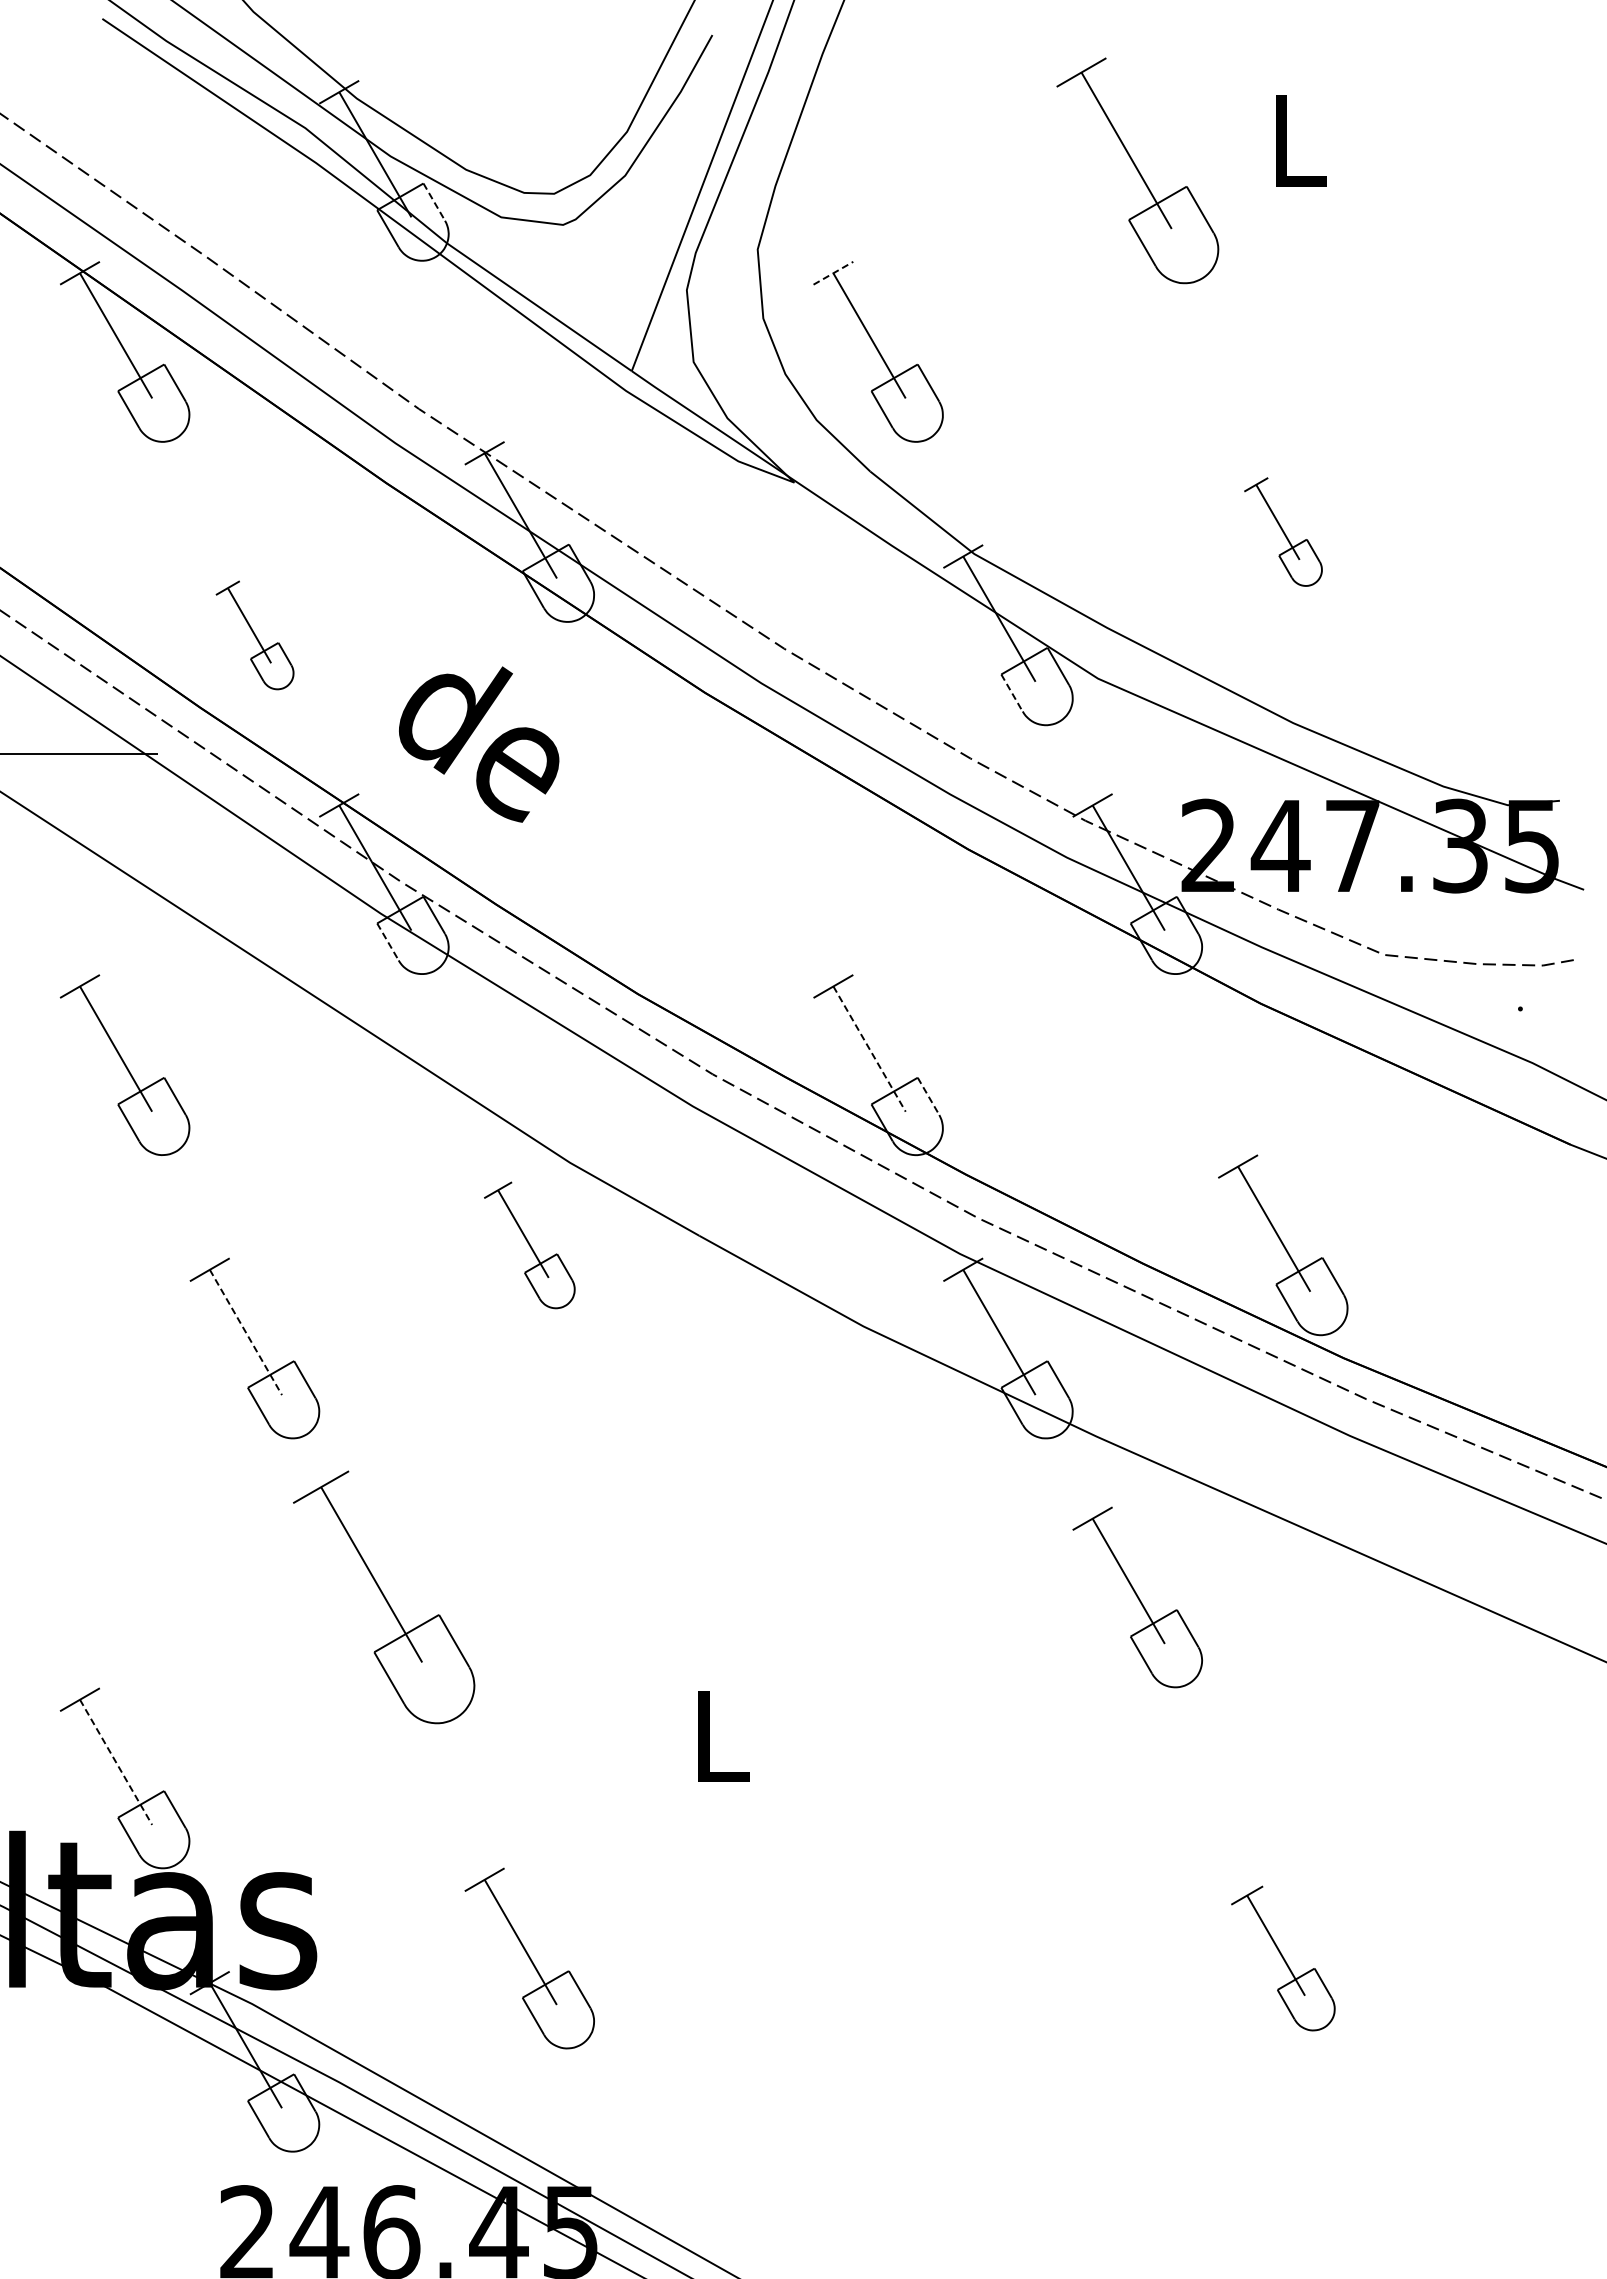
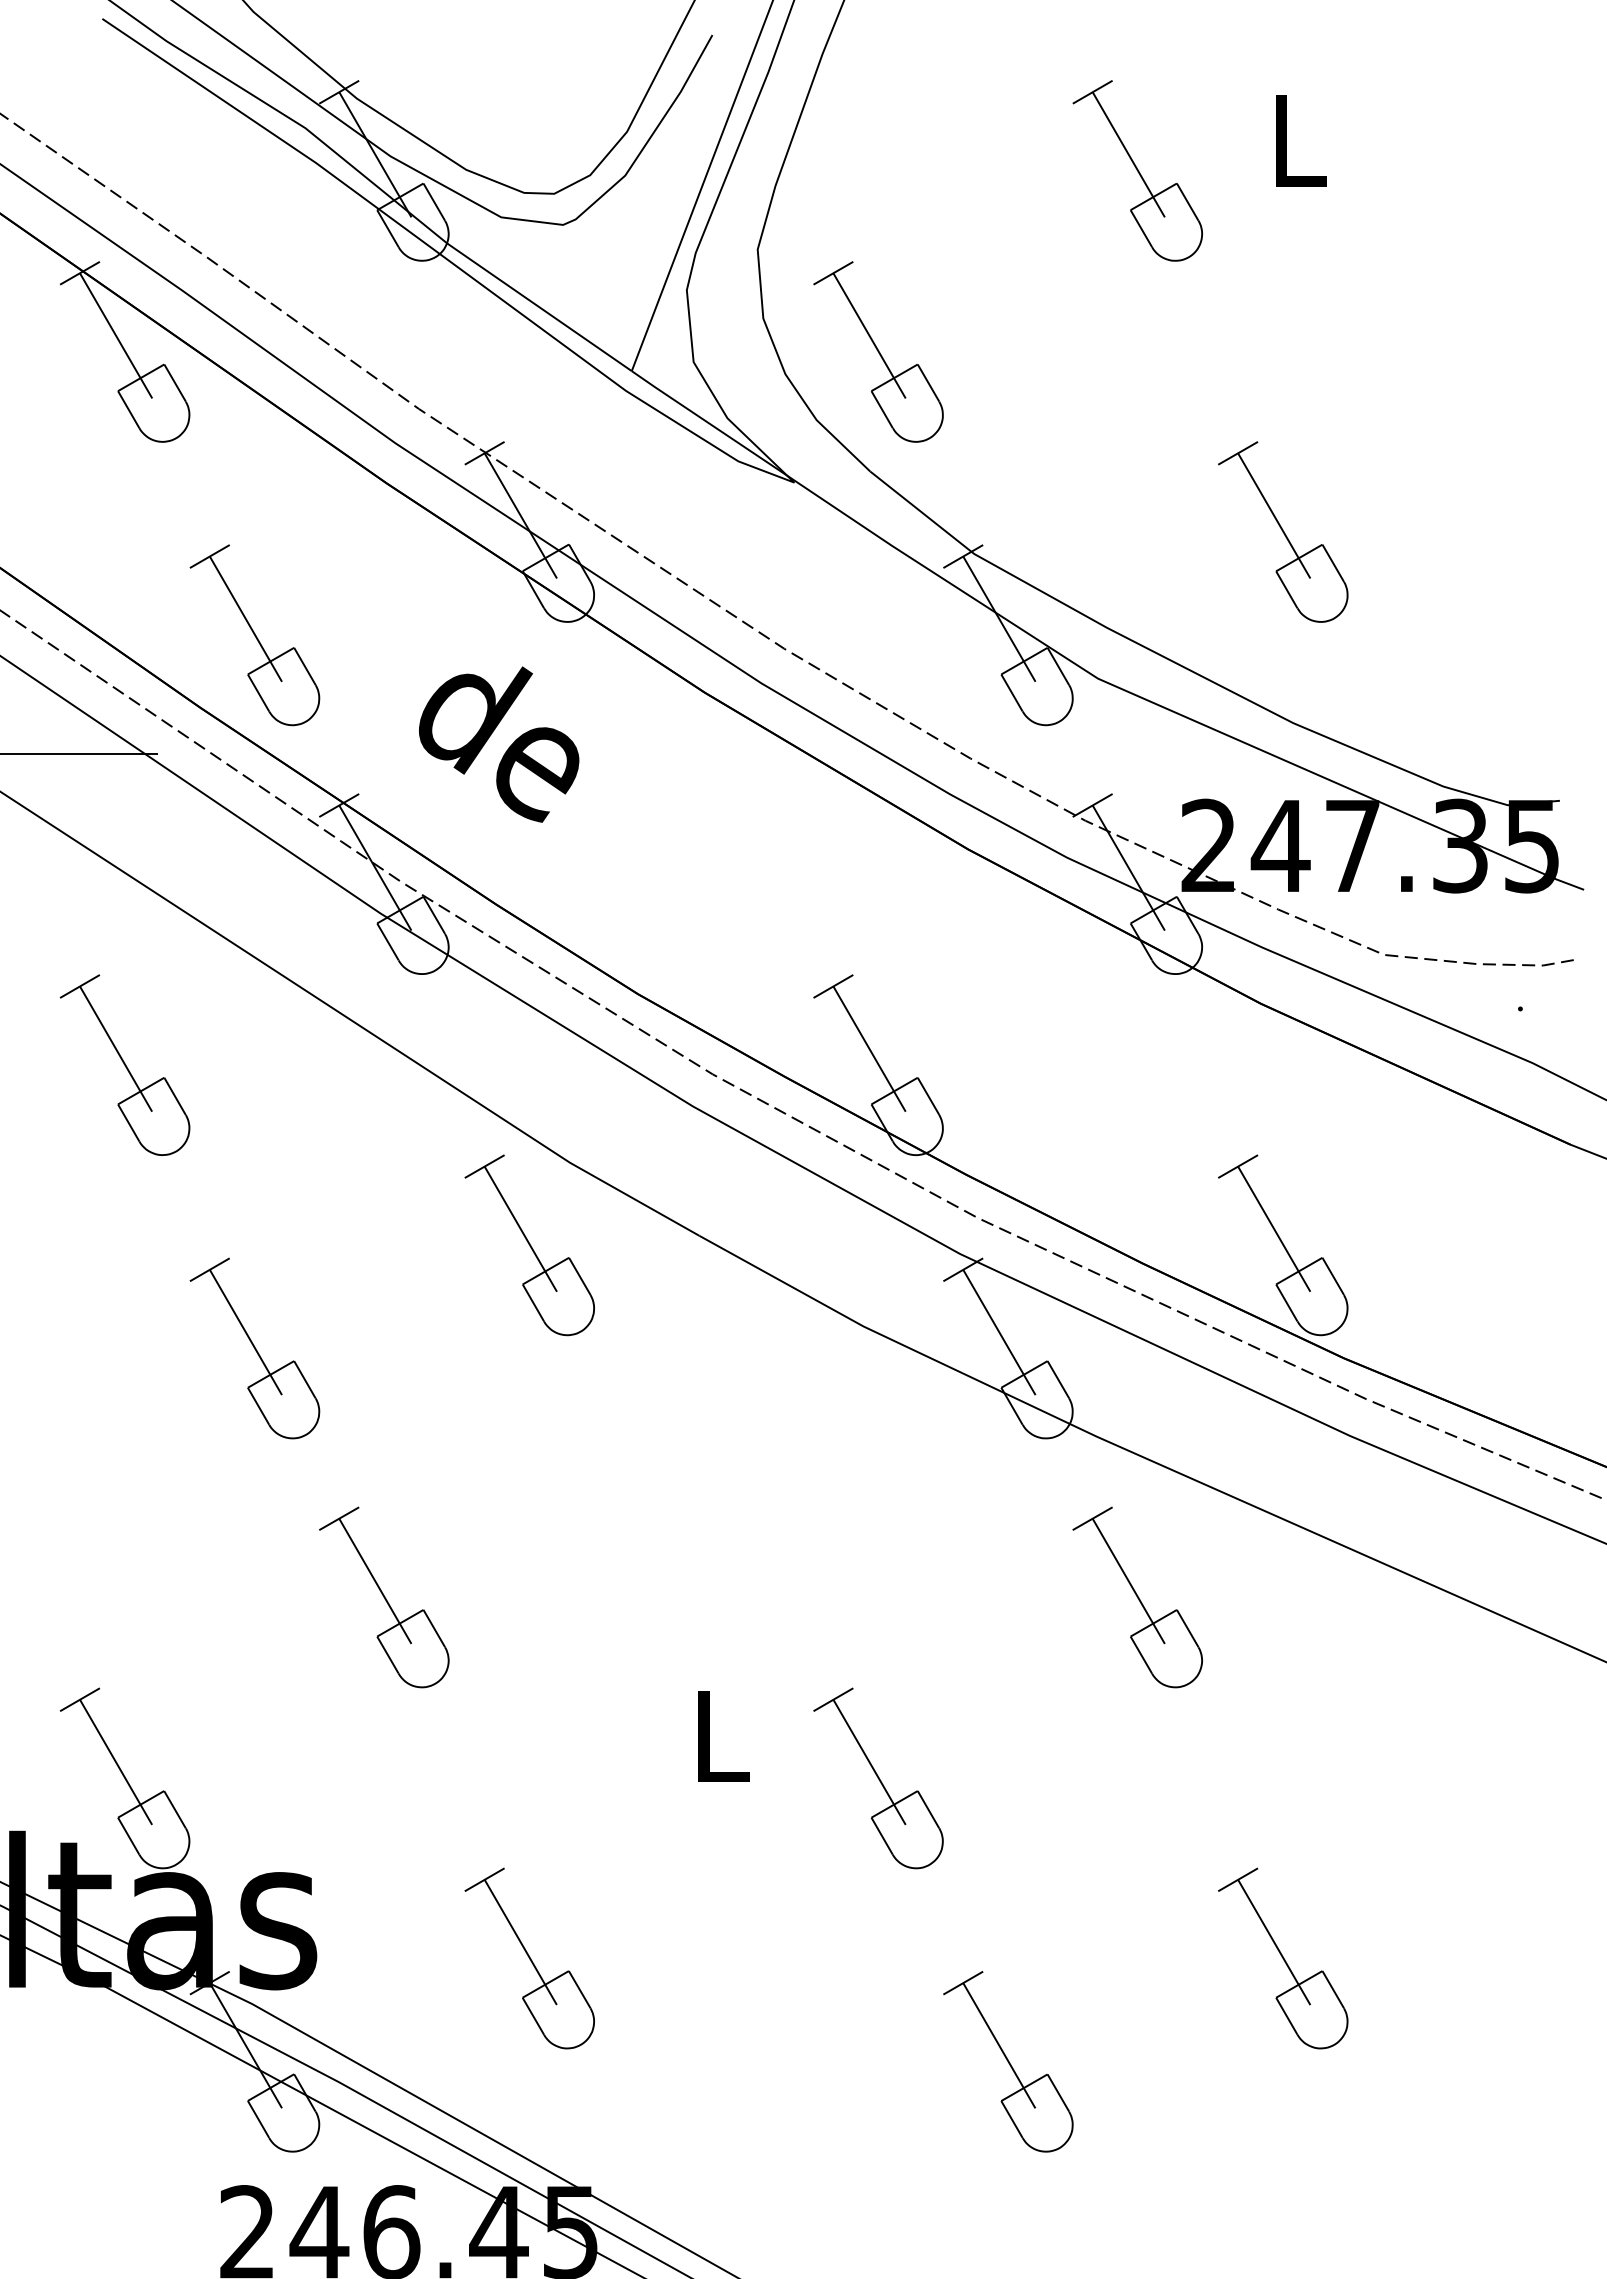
part size: 164x228 px -> 131x182 px (1137, 170)
line: dashed -> solid (434, 202)
line: dashed -> solid (833, 273)
part size: 79x110 px -> 131x182 px (1283, 531)
part size: 80x111 px -> 132x183 px (254, 635)
line: dashed -> solid (1012, 693)
text position: (479, 744) -> (499, 744) (499, 744)
line: dashed -> solid (388, 942)
line: dashed -> solid (869, 1049)
line: dashed -> solid (928, 1096)
part size: 92x129 px -> 131x183 px (529, 1245)
line: dashed -> solid (246, 1332)
part size: 183x255 px -> 131x183 px (384, 1597)
line: dashed -> solid (116, 1762)
part: none -> present (878, 1778)
part size: 105x147 px -> 131x183 px (1283, 1958)
part: none -> present (1008, 2061)
